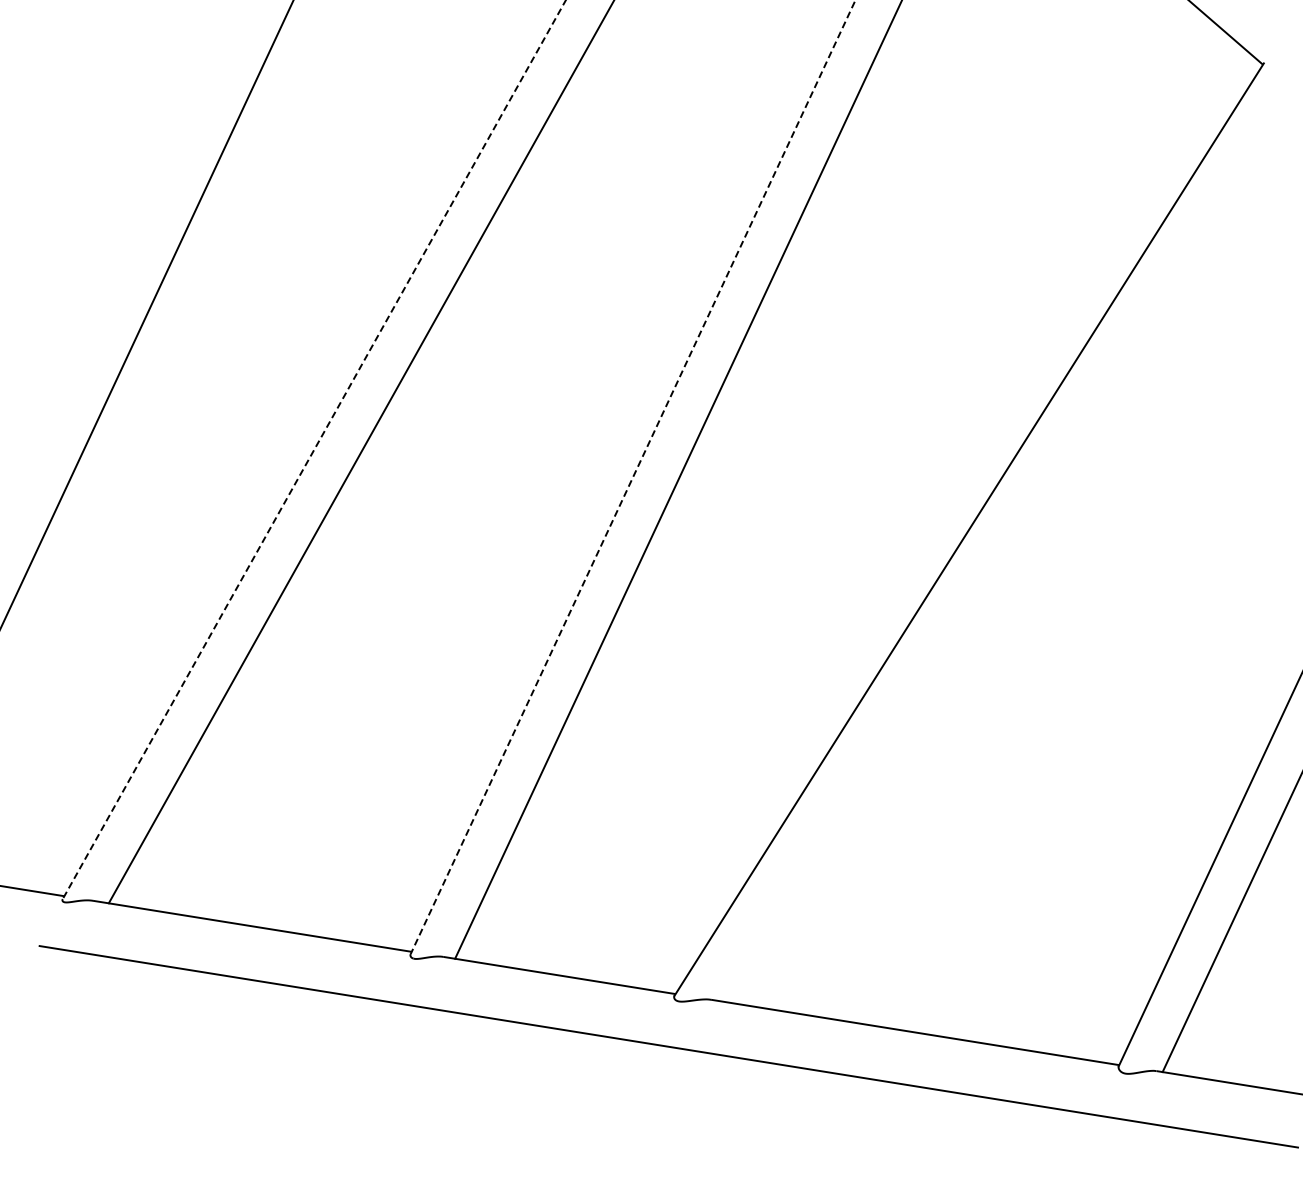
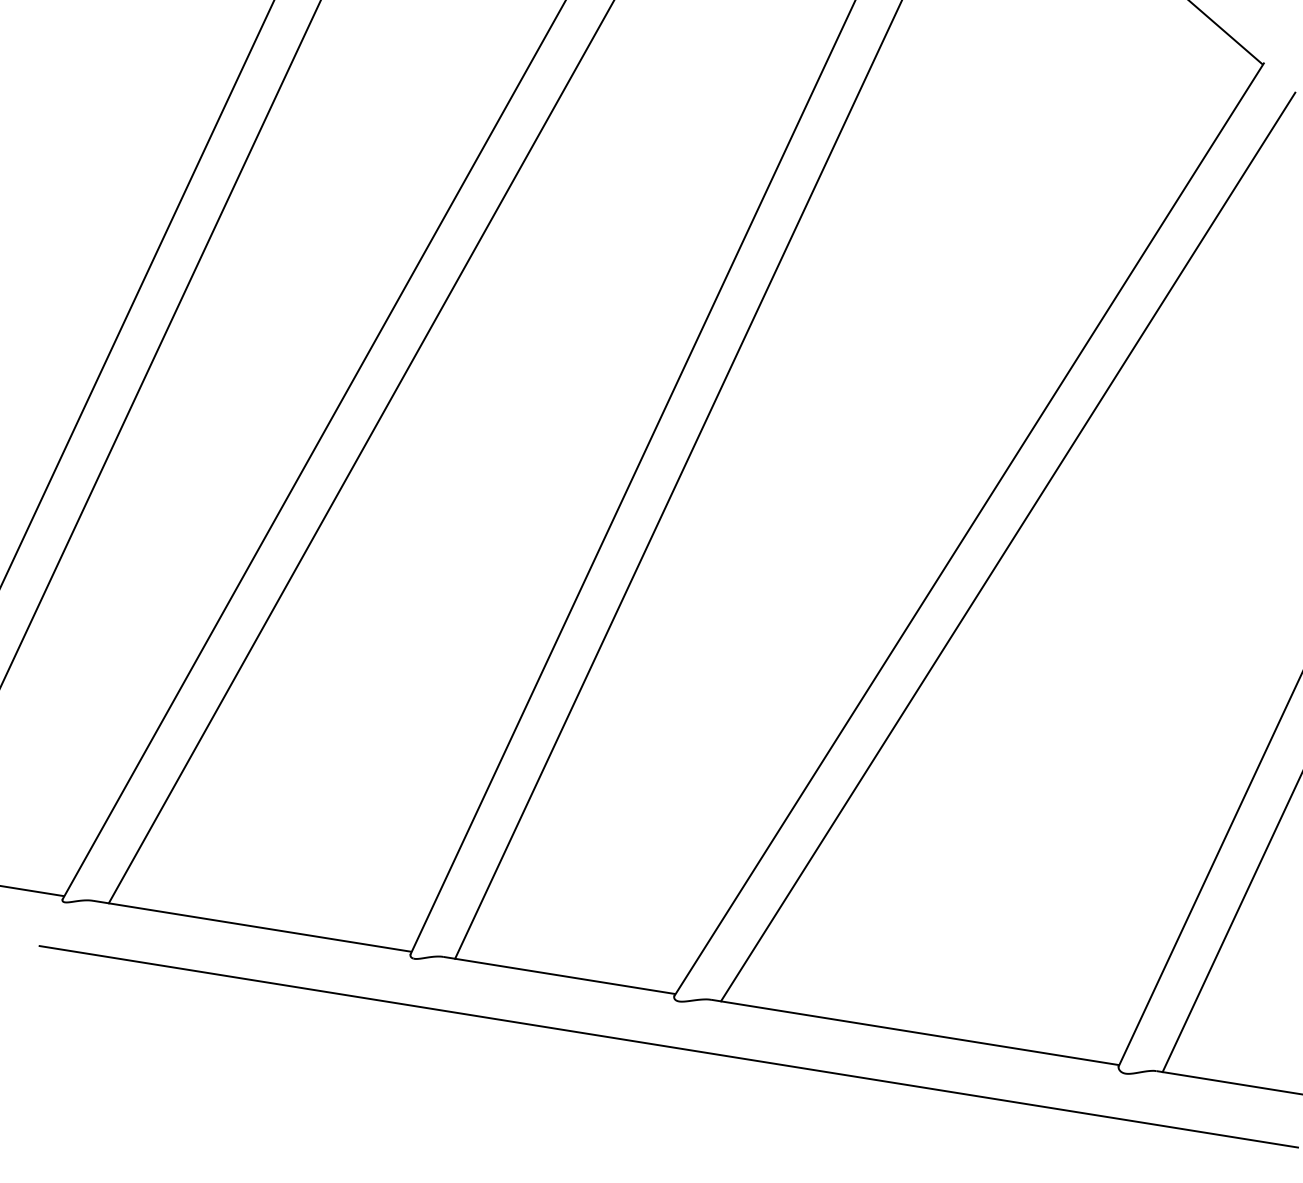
line position: (147, 313) -> (137, 293) (137, 293)
line: none -> present (160, 342)
line: dashed -> solid (314, 449)
line: dashed -> solid (632, 477)
line: none -> present (1007, 546)
